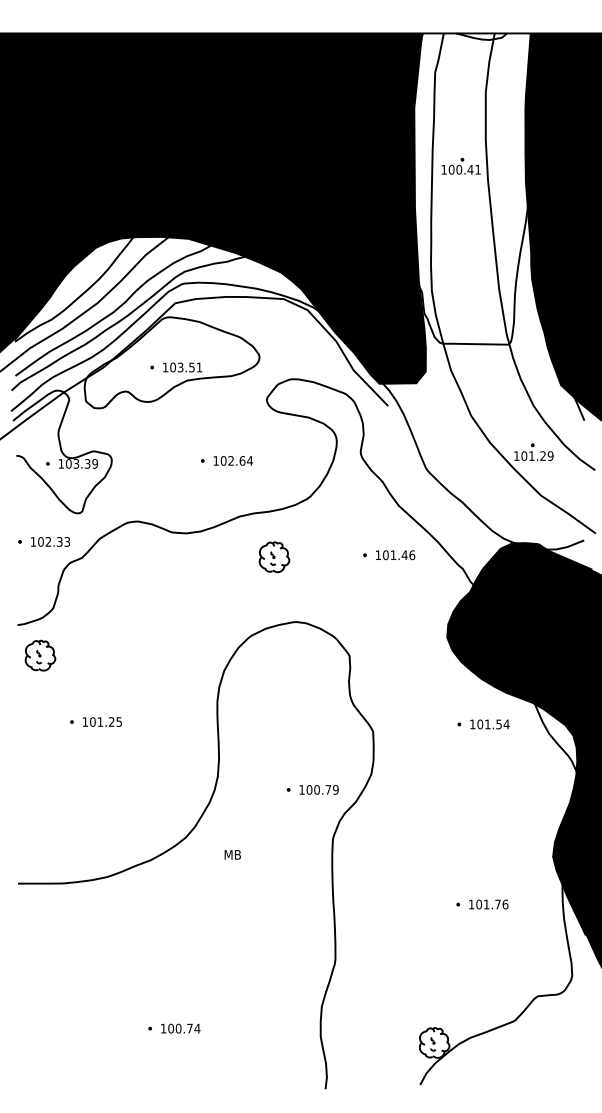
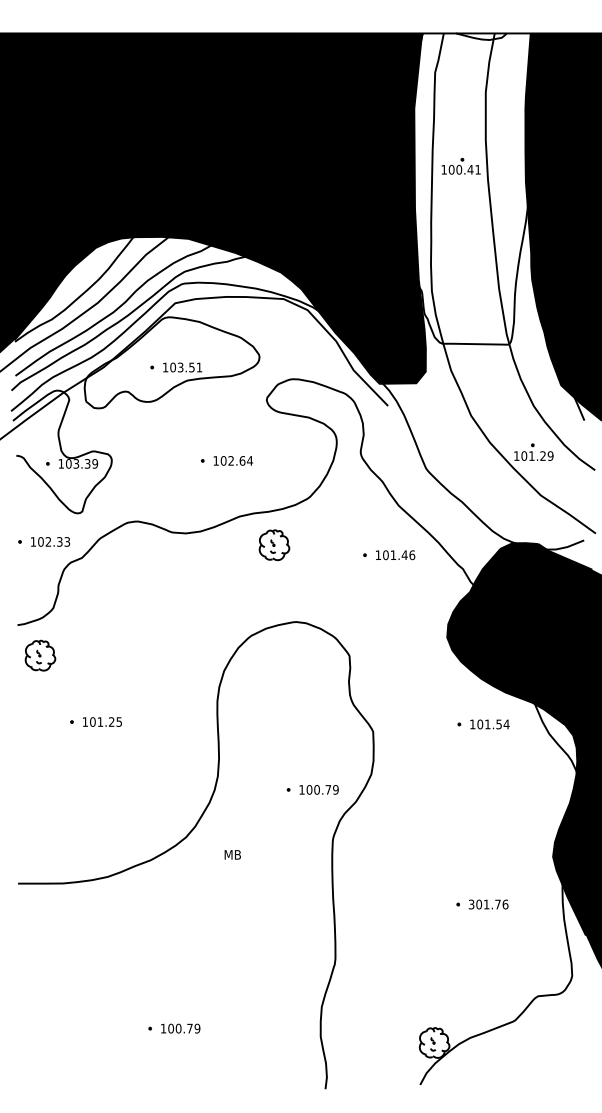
part position: (274, 557) -> (274, 545) (274, 545)
text: 101.76 -> 301.76 (471, 904)
text: 100.74 -> 100.79 (197, 1028)
